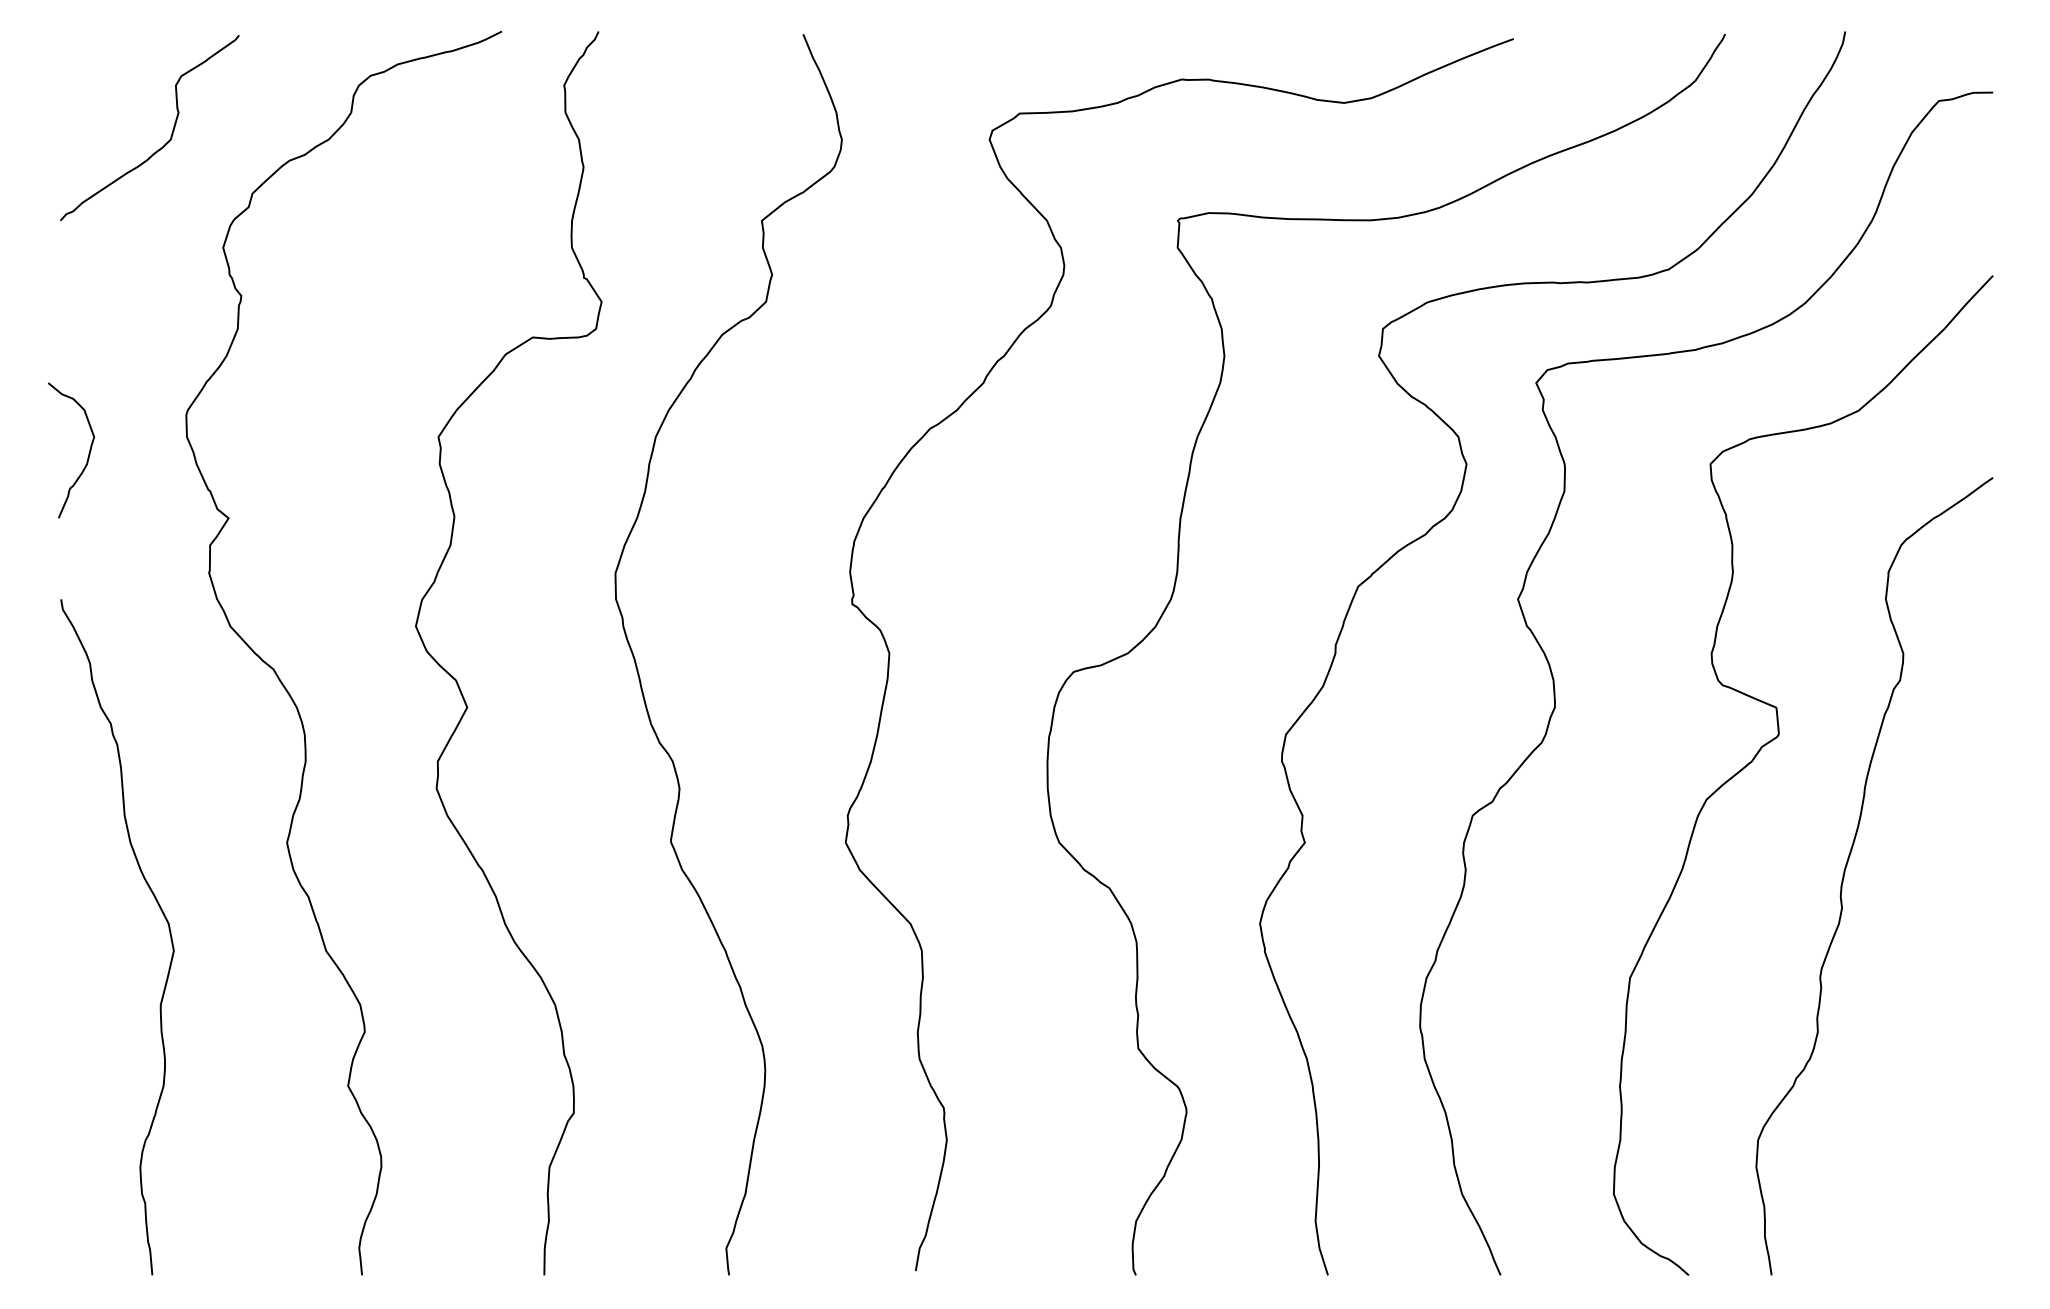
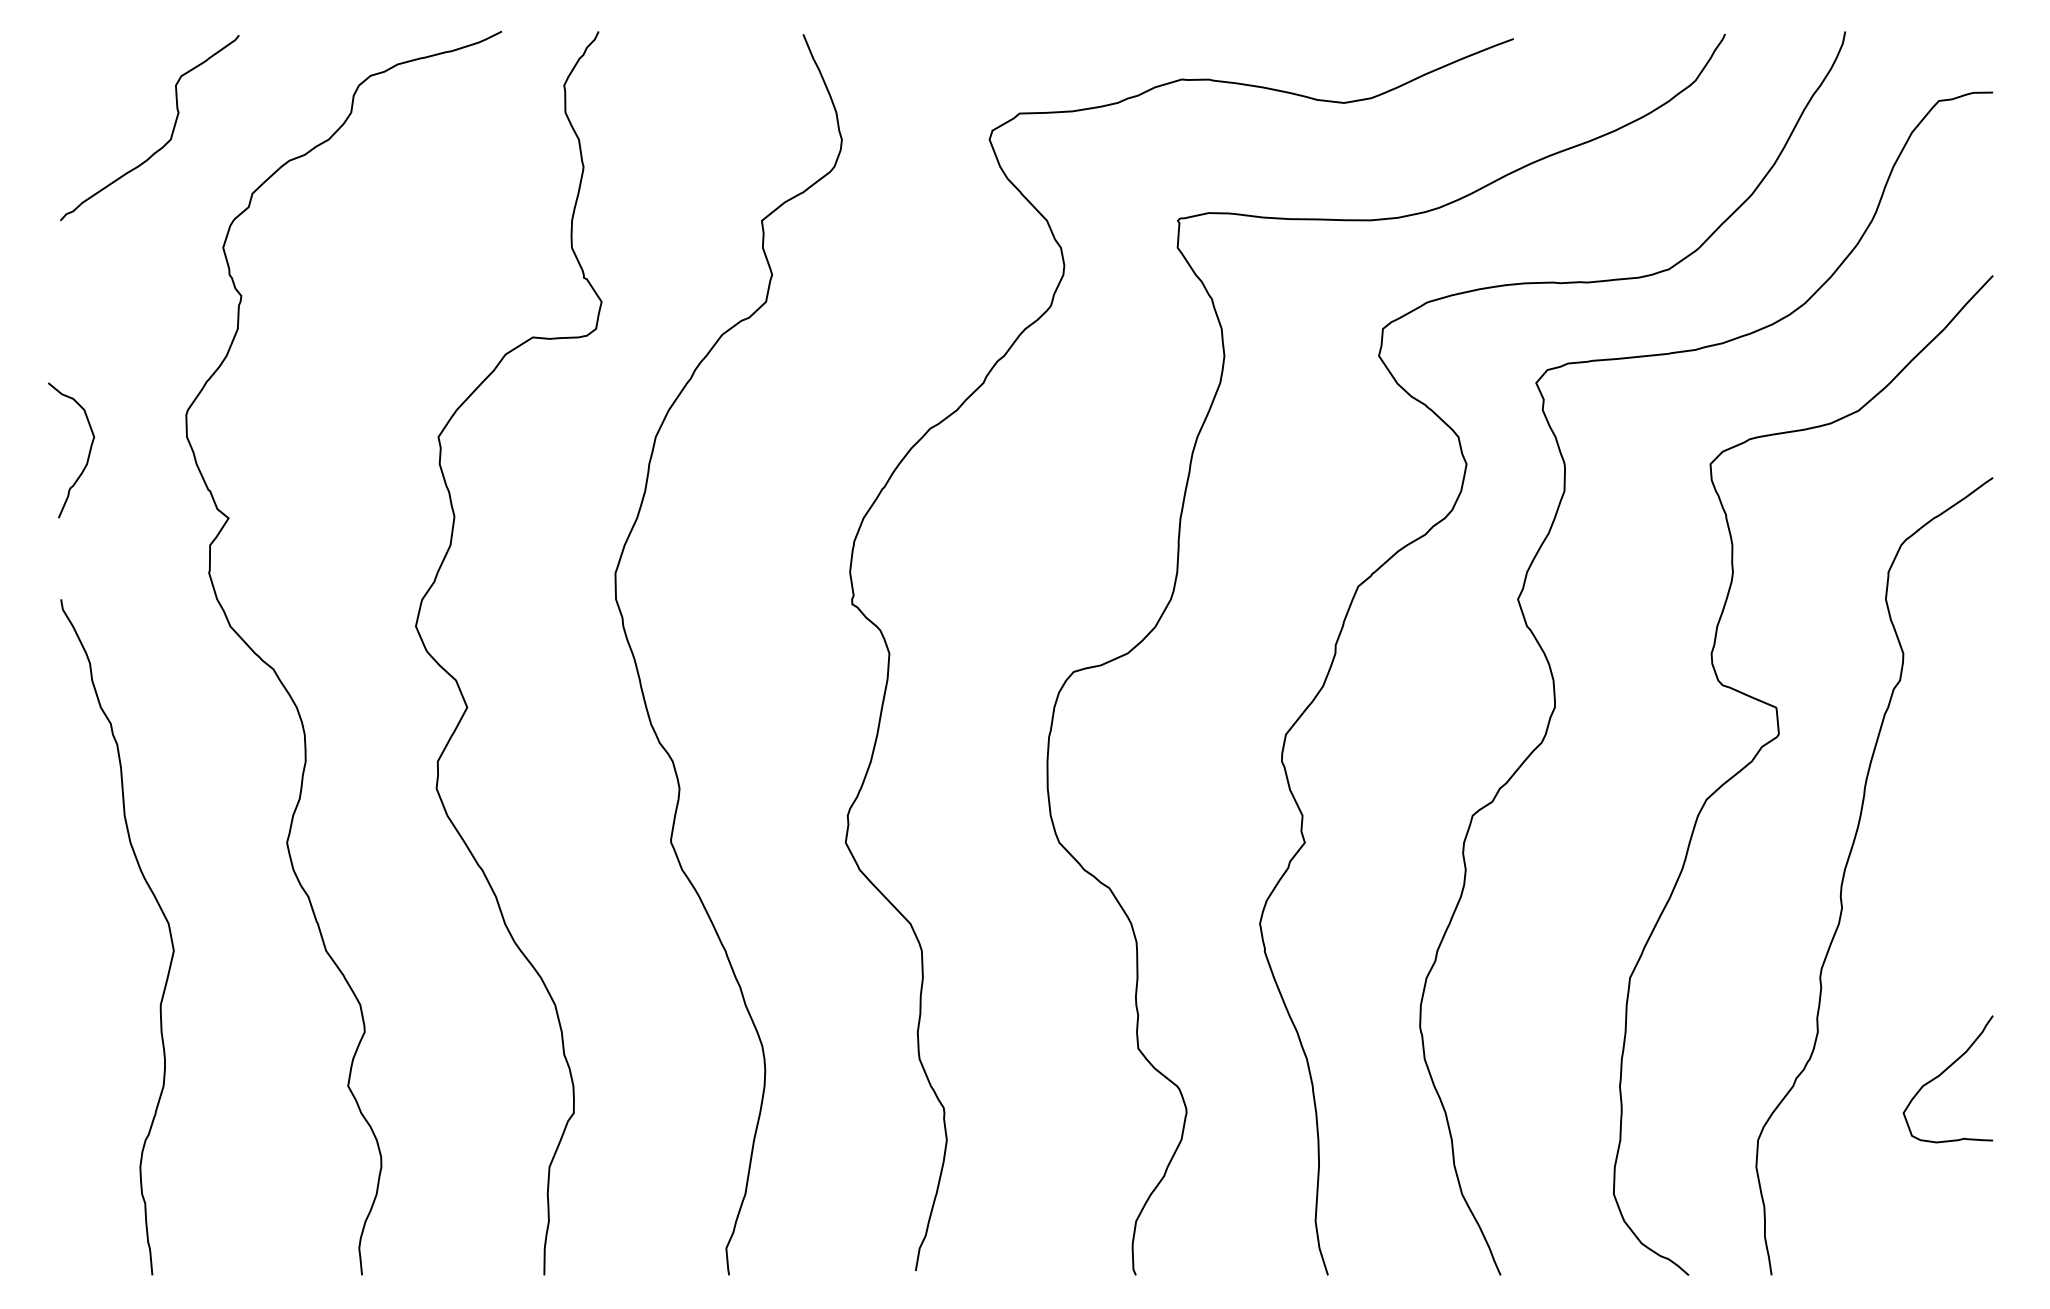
curve: none -> present (1942, 1074)
